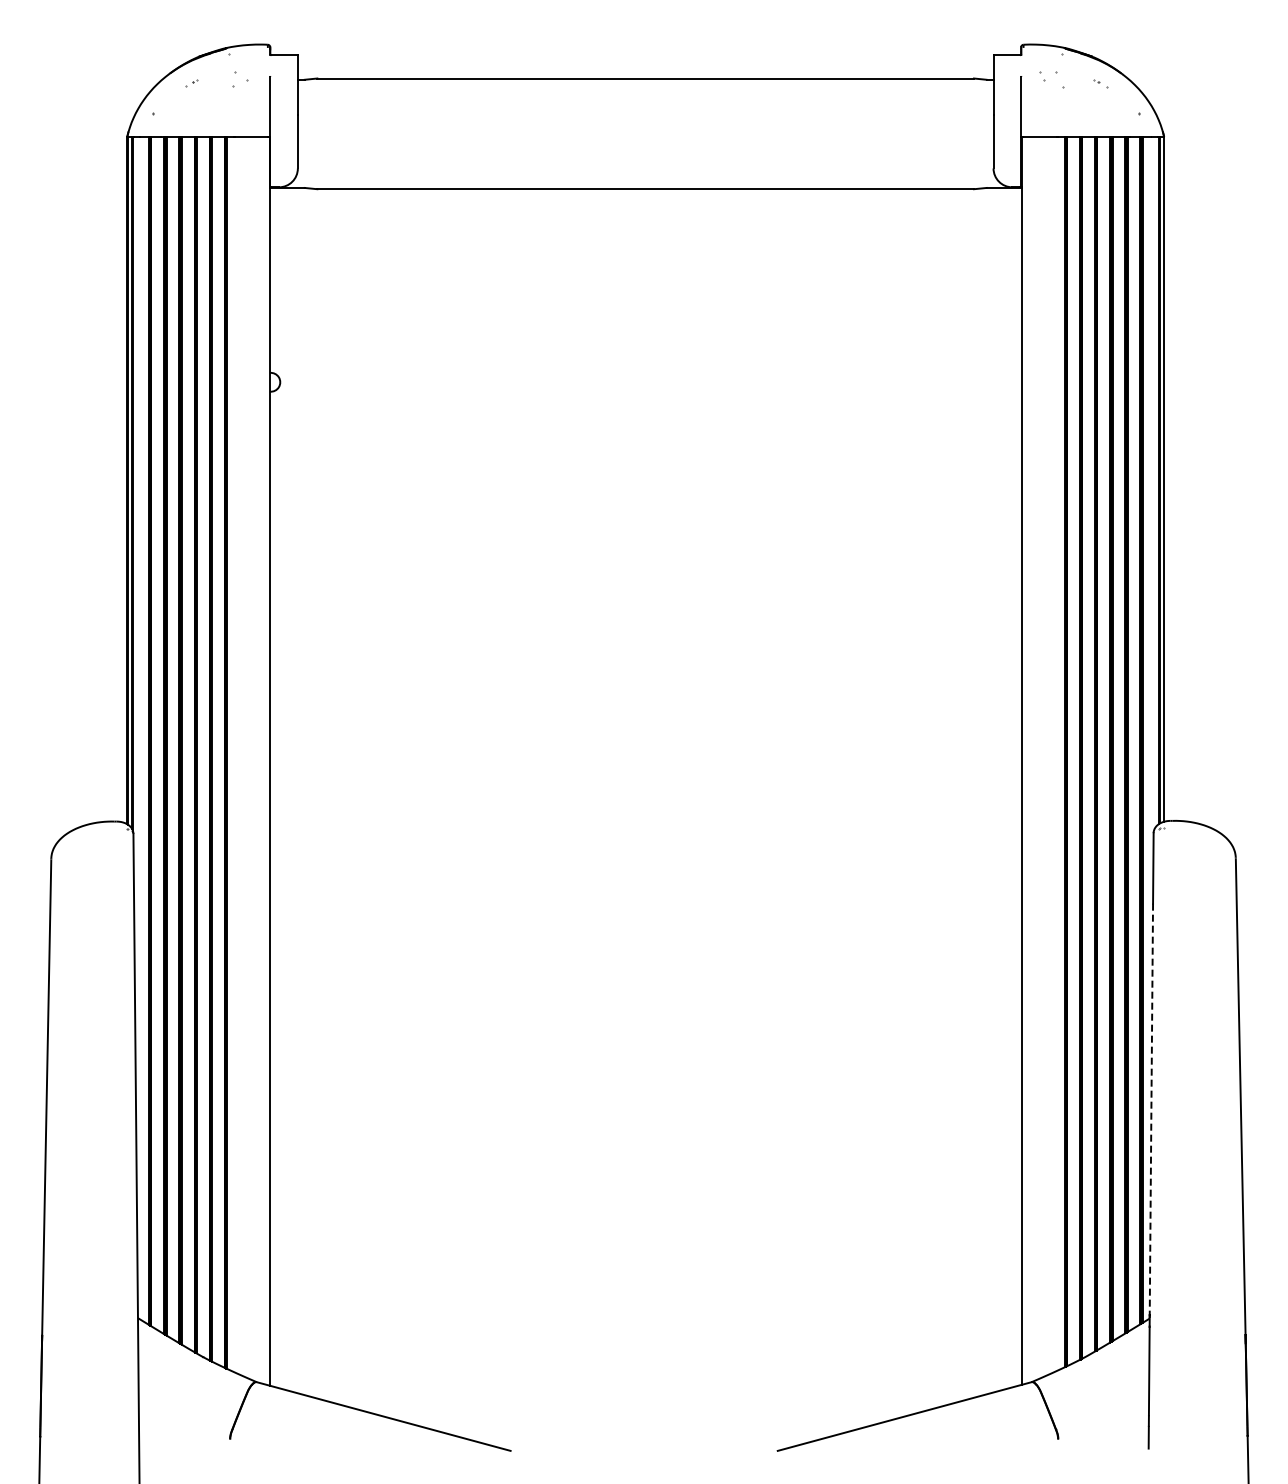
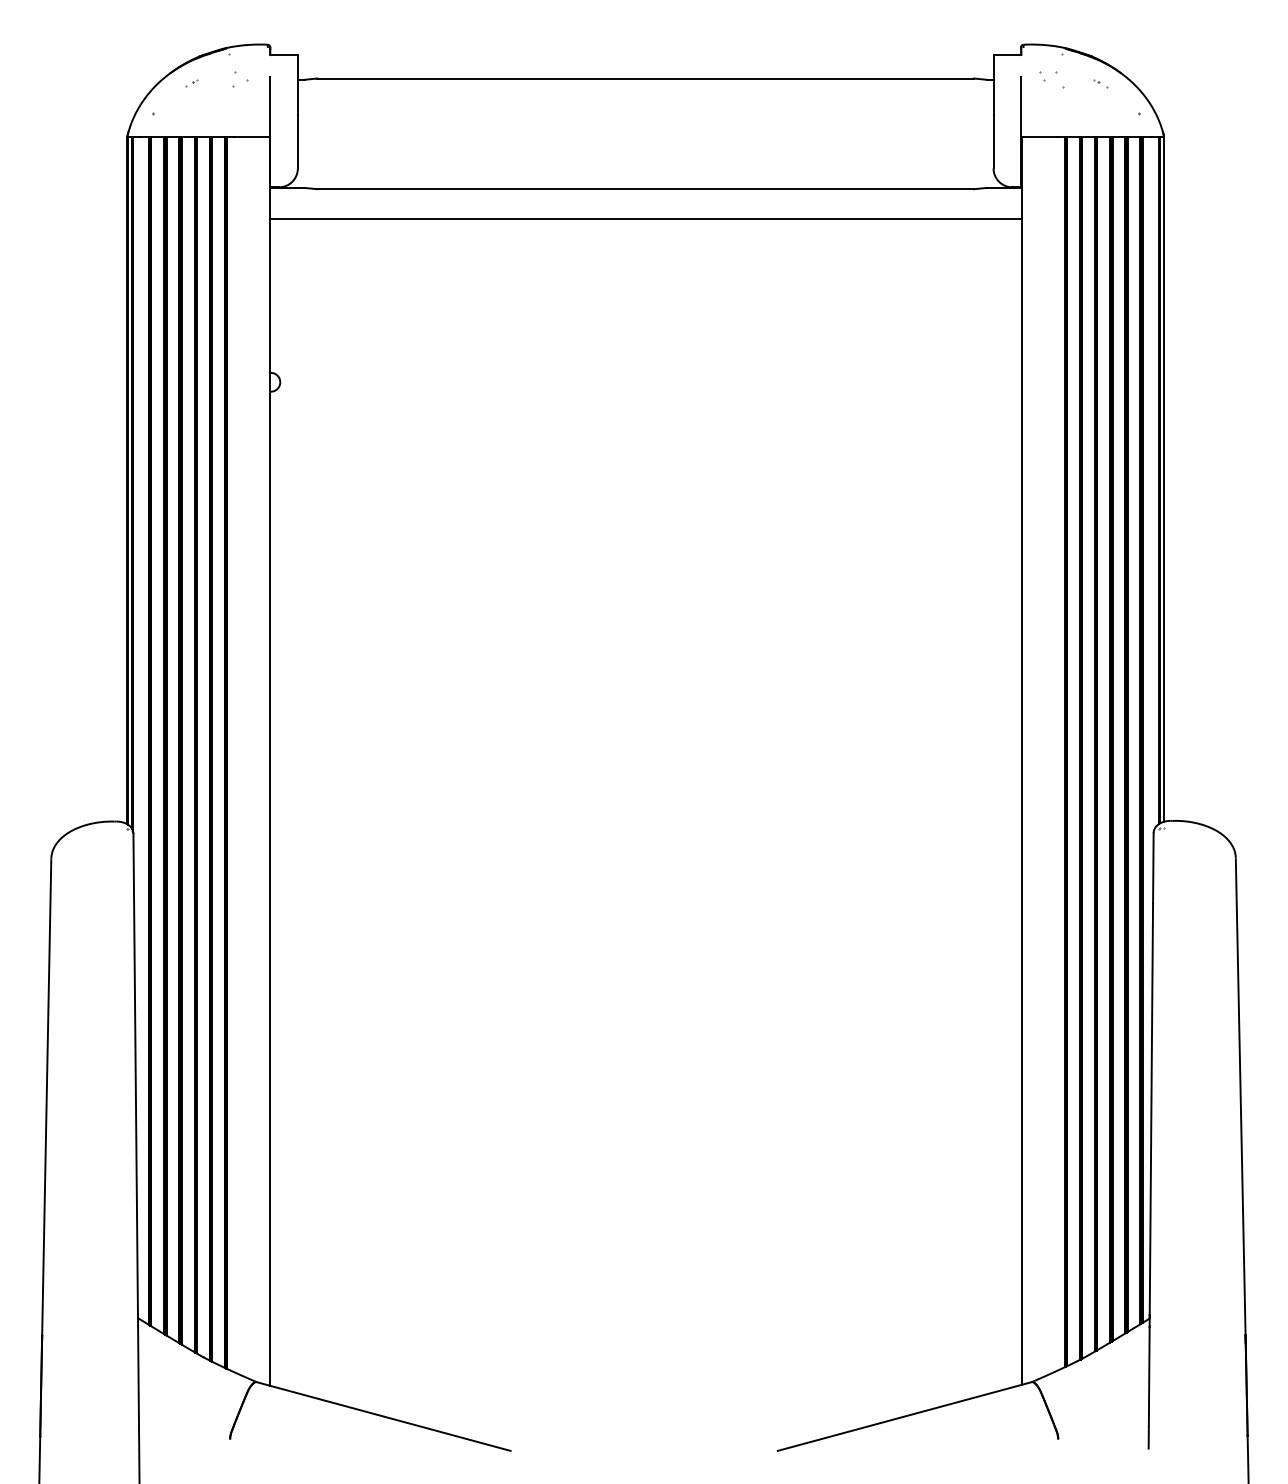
line: none -> present (645, 218)
line: dashed -> solid (1151, 1111)
